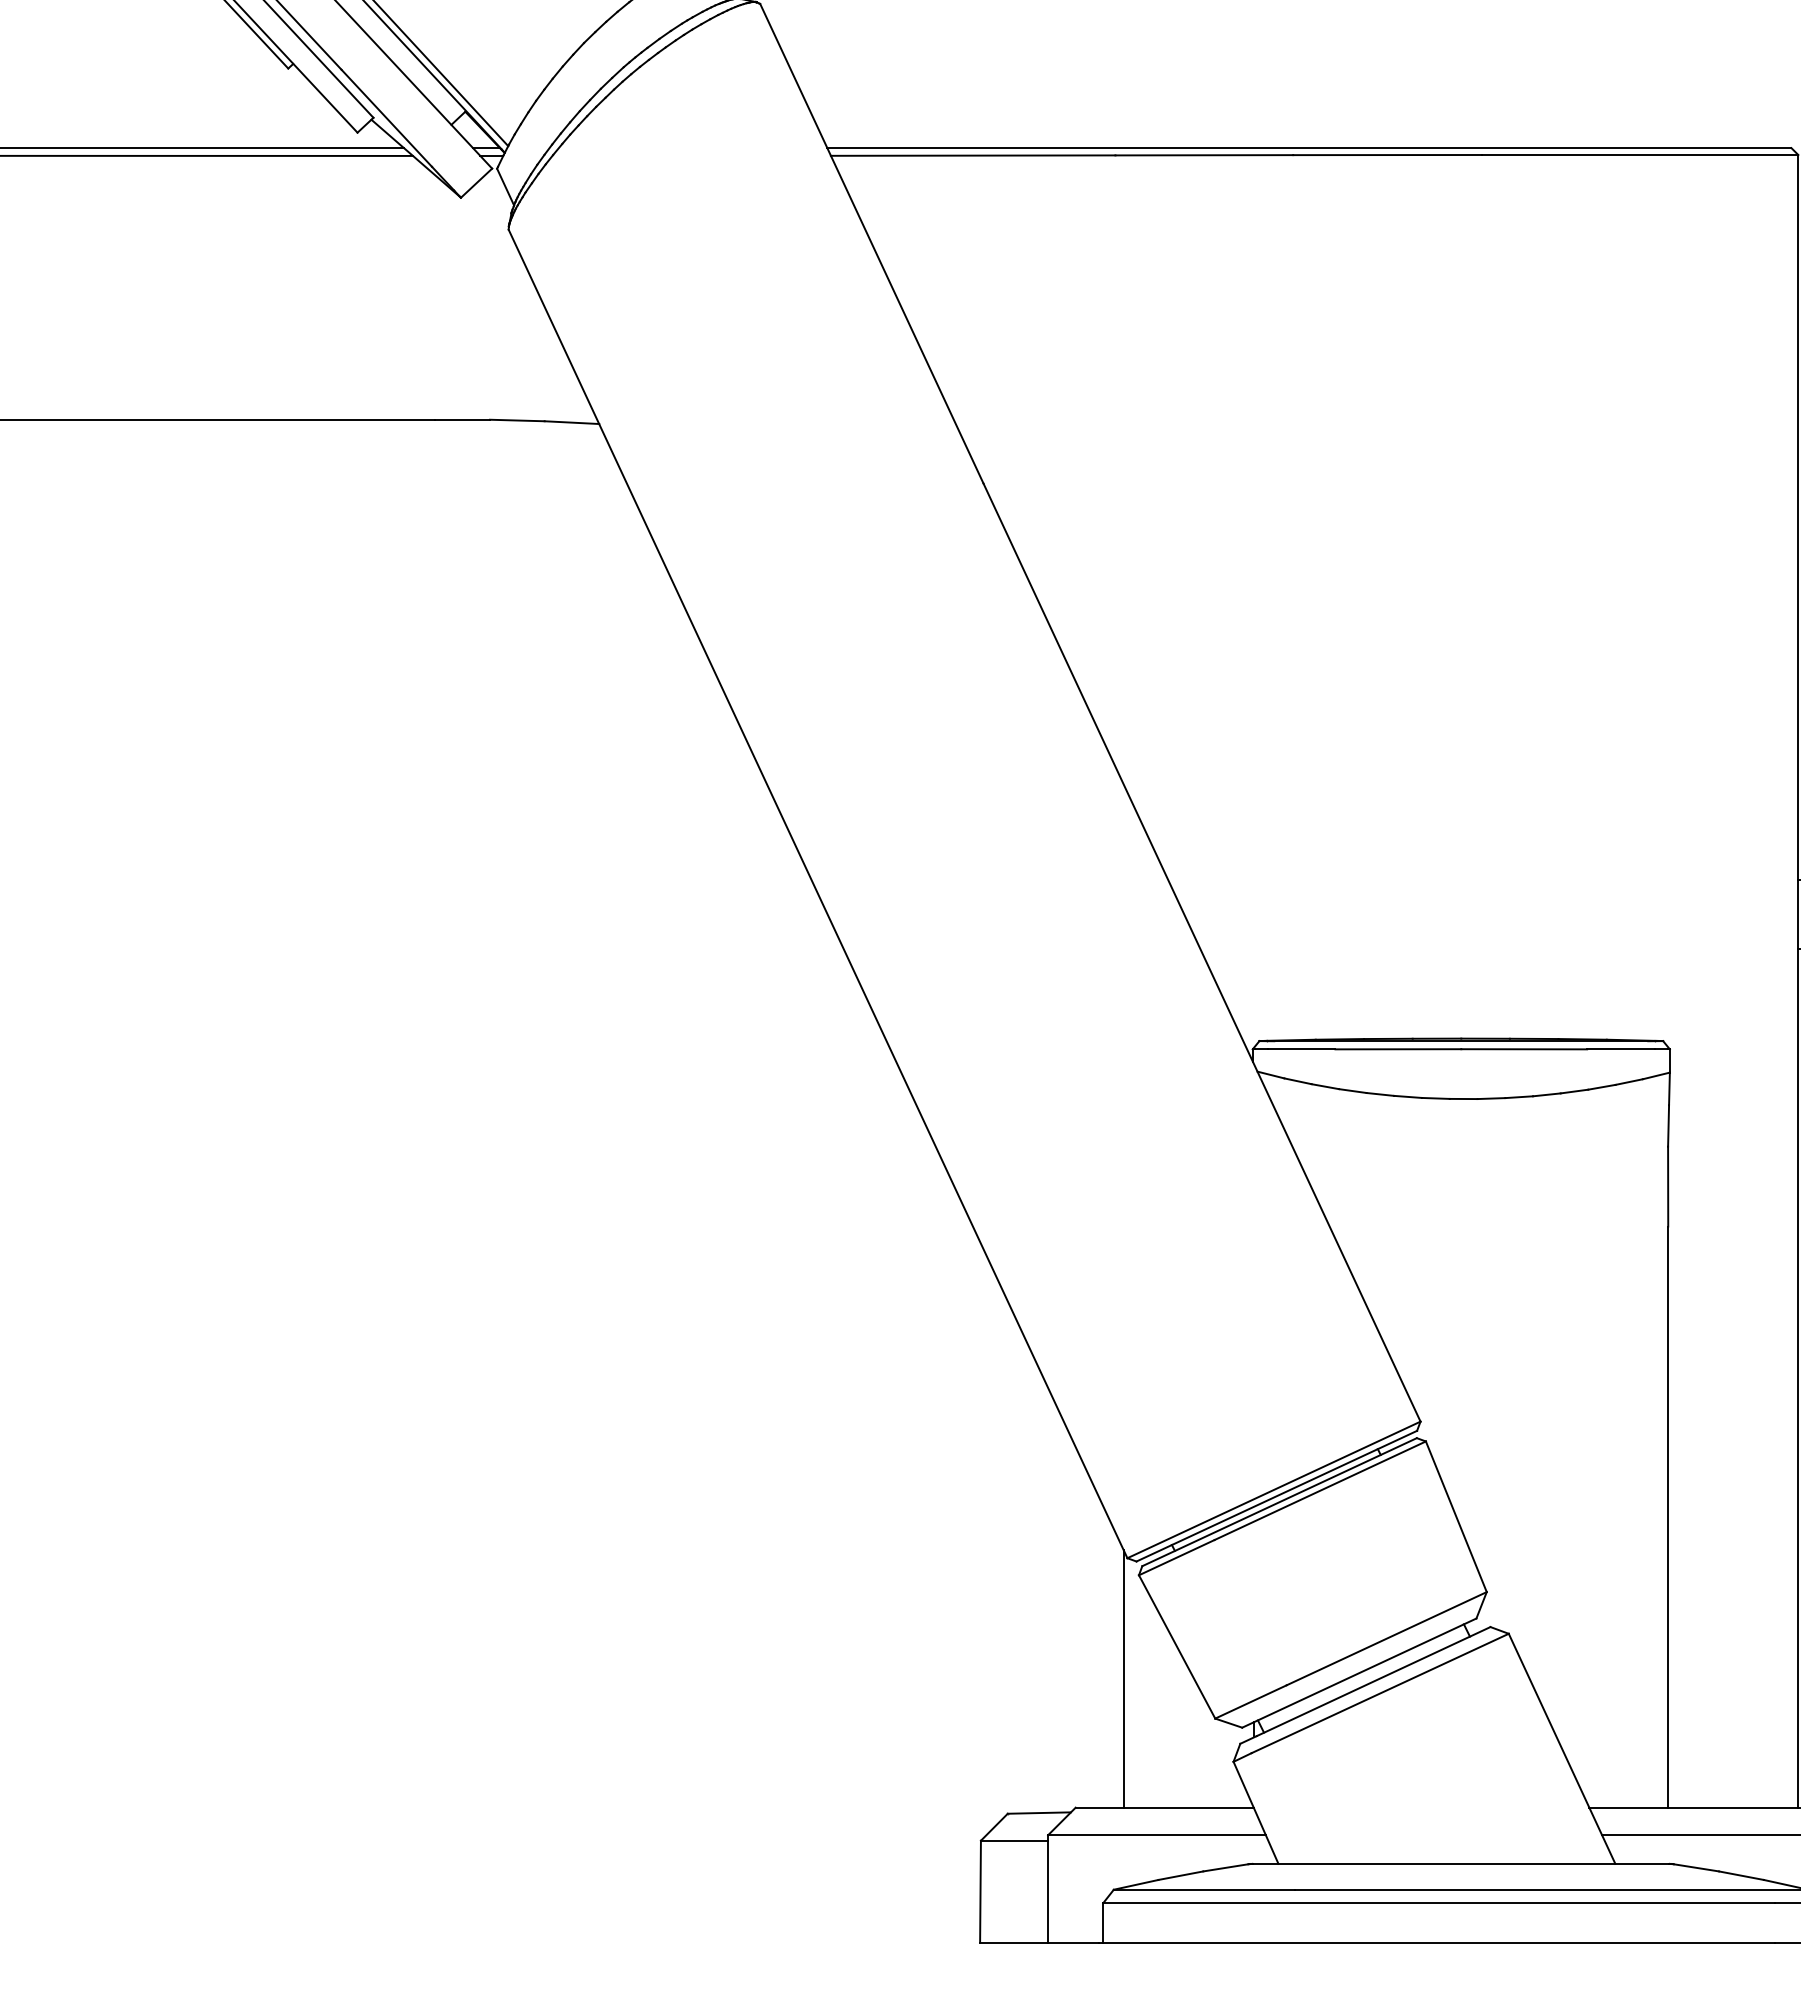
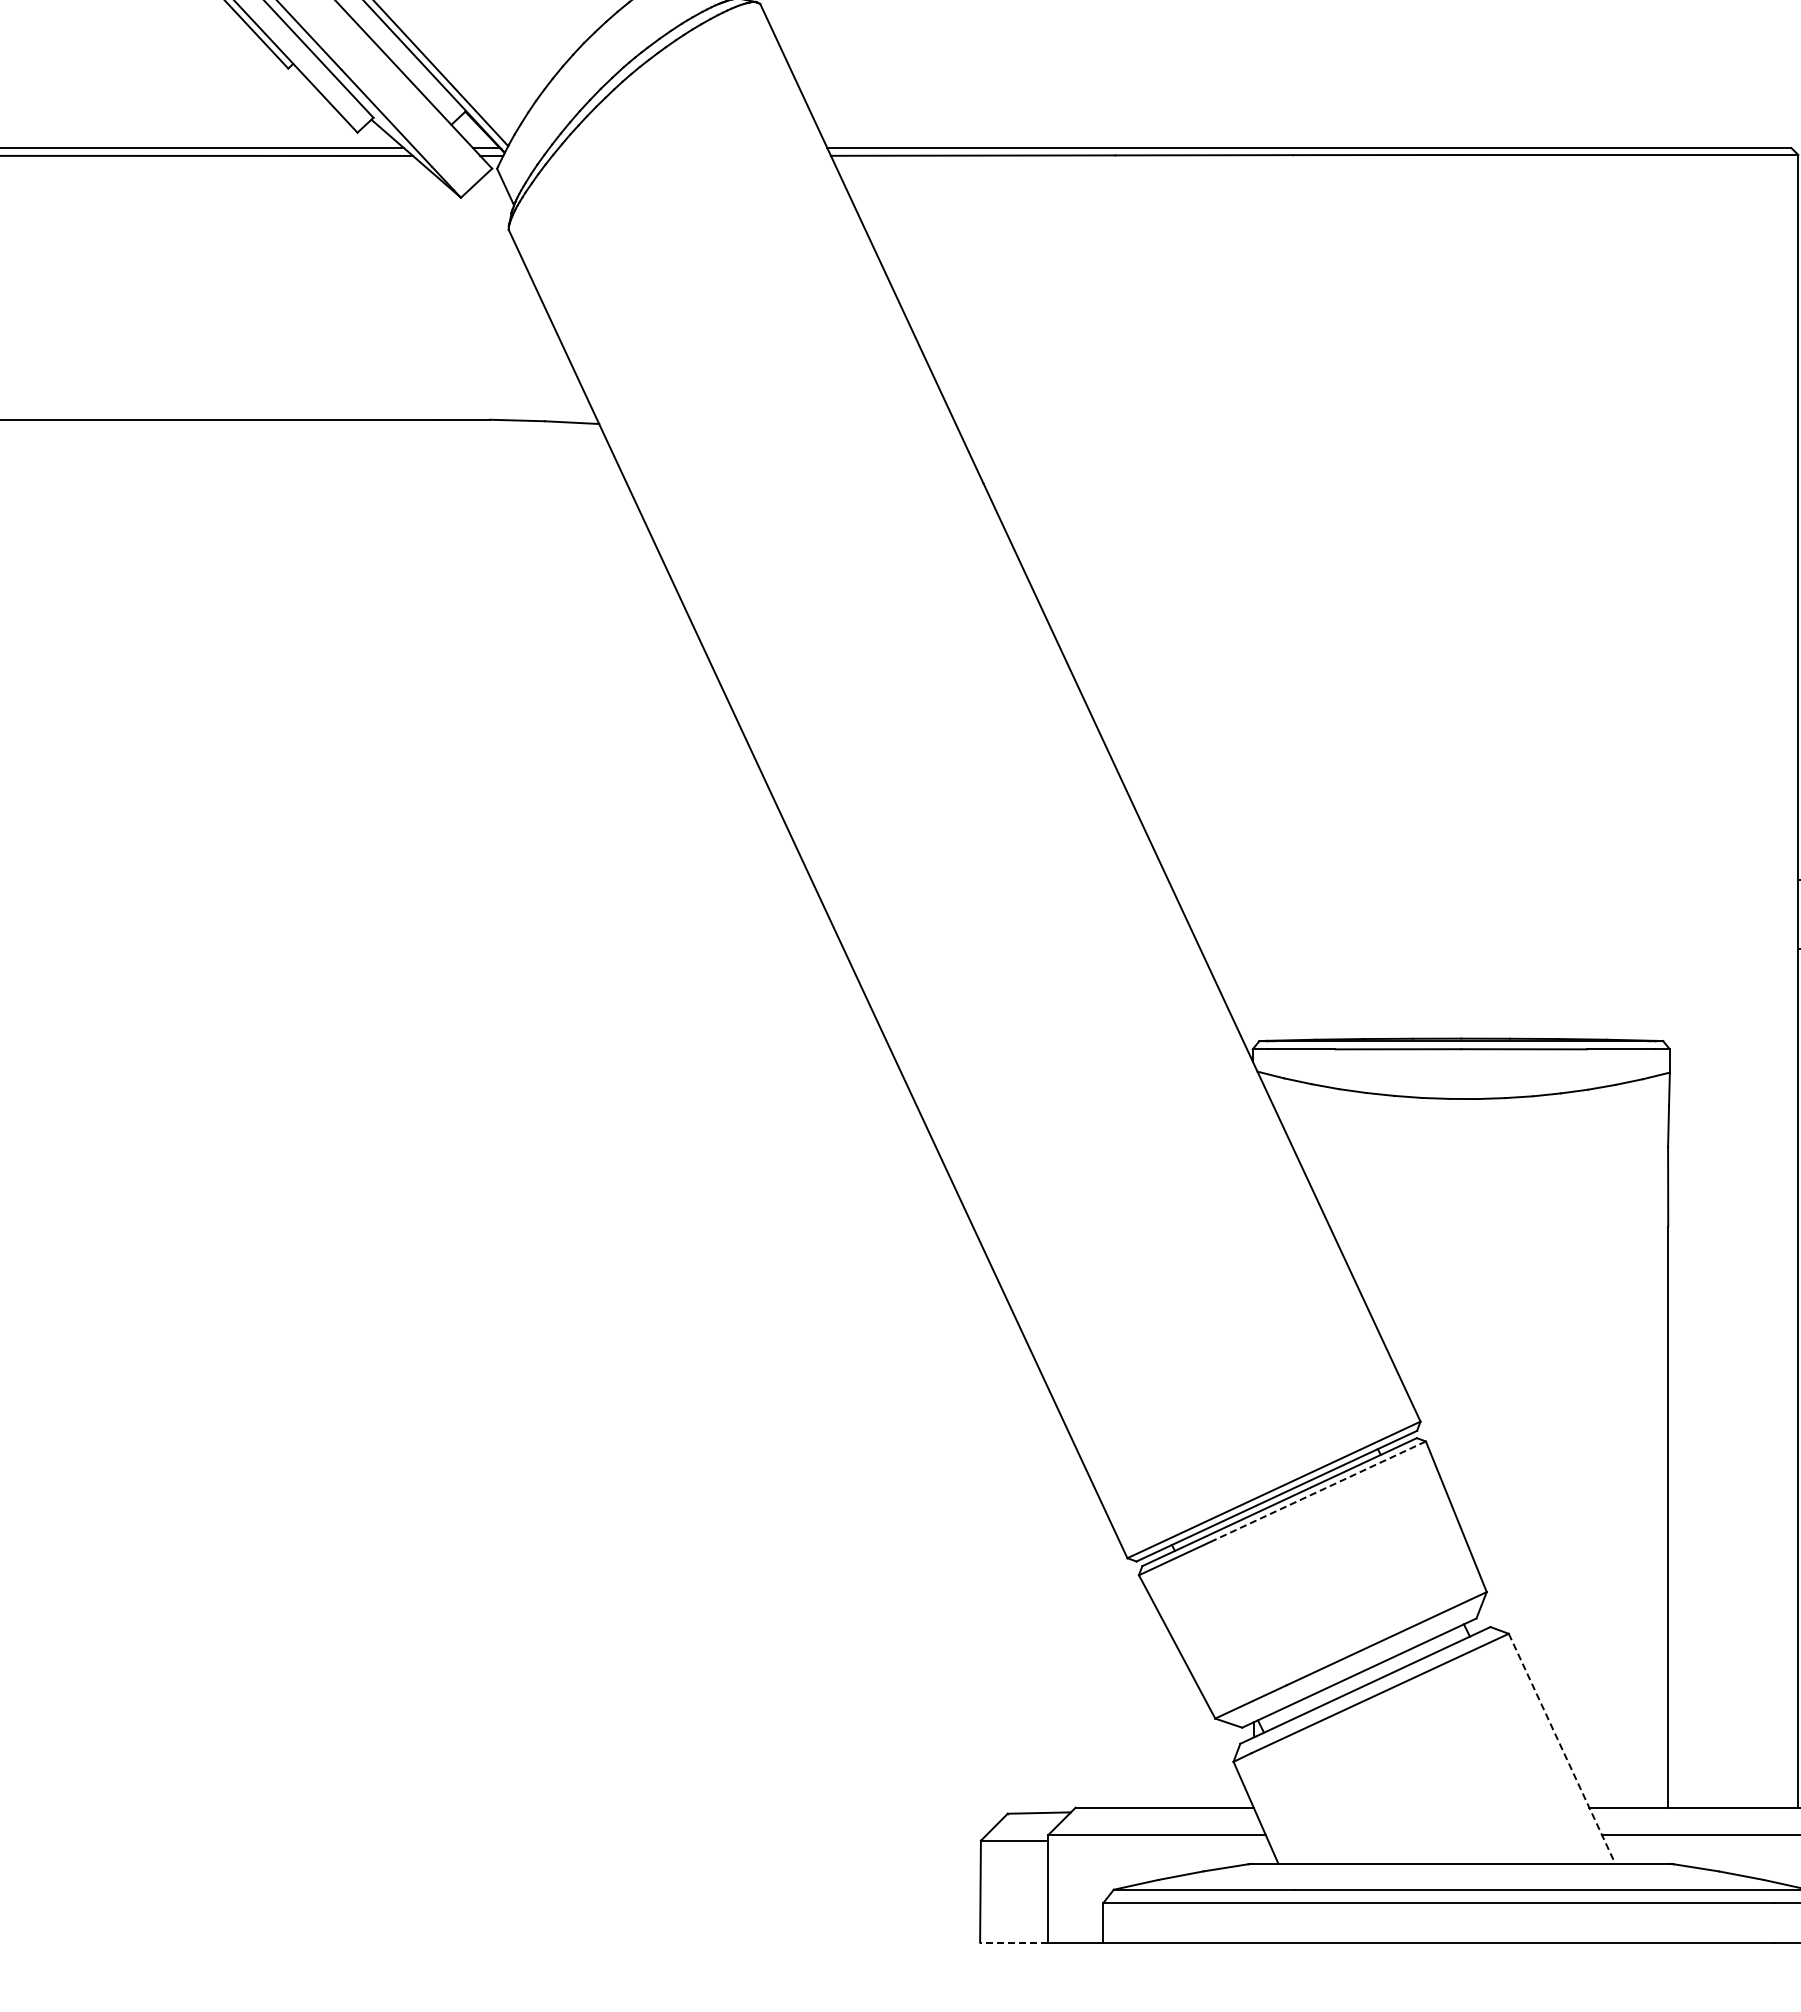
line: solid -> dashed (1320, 1490)
line: present -> none (1123, 1678)
line: solid -> dashed (1562, 1748)
line: solid -> dashed (1013, 1942)
